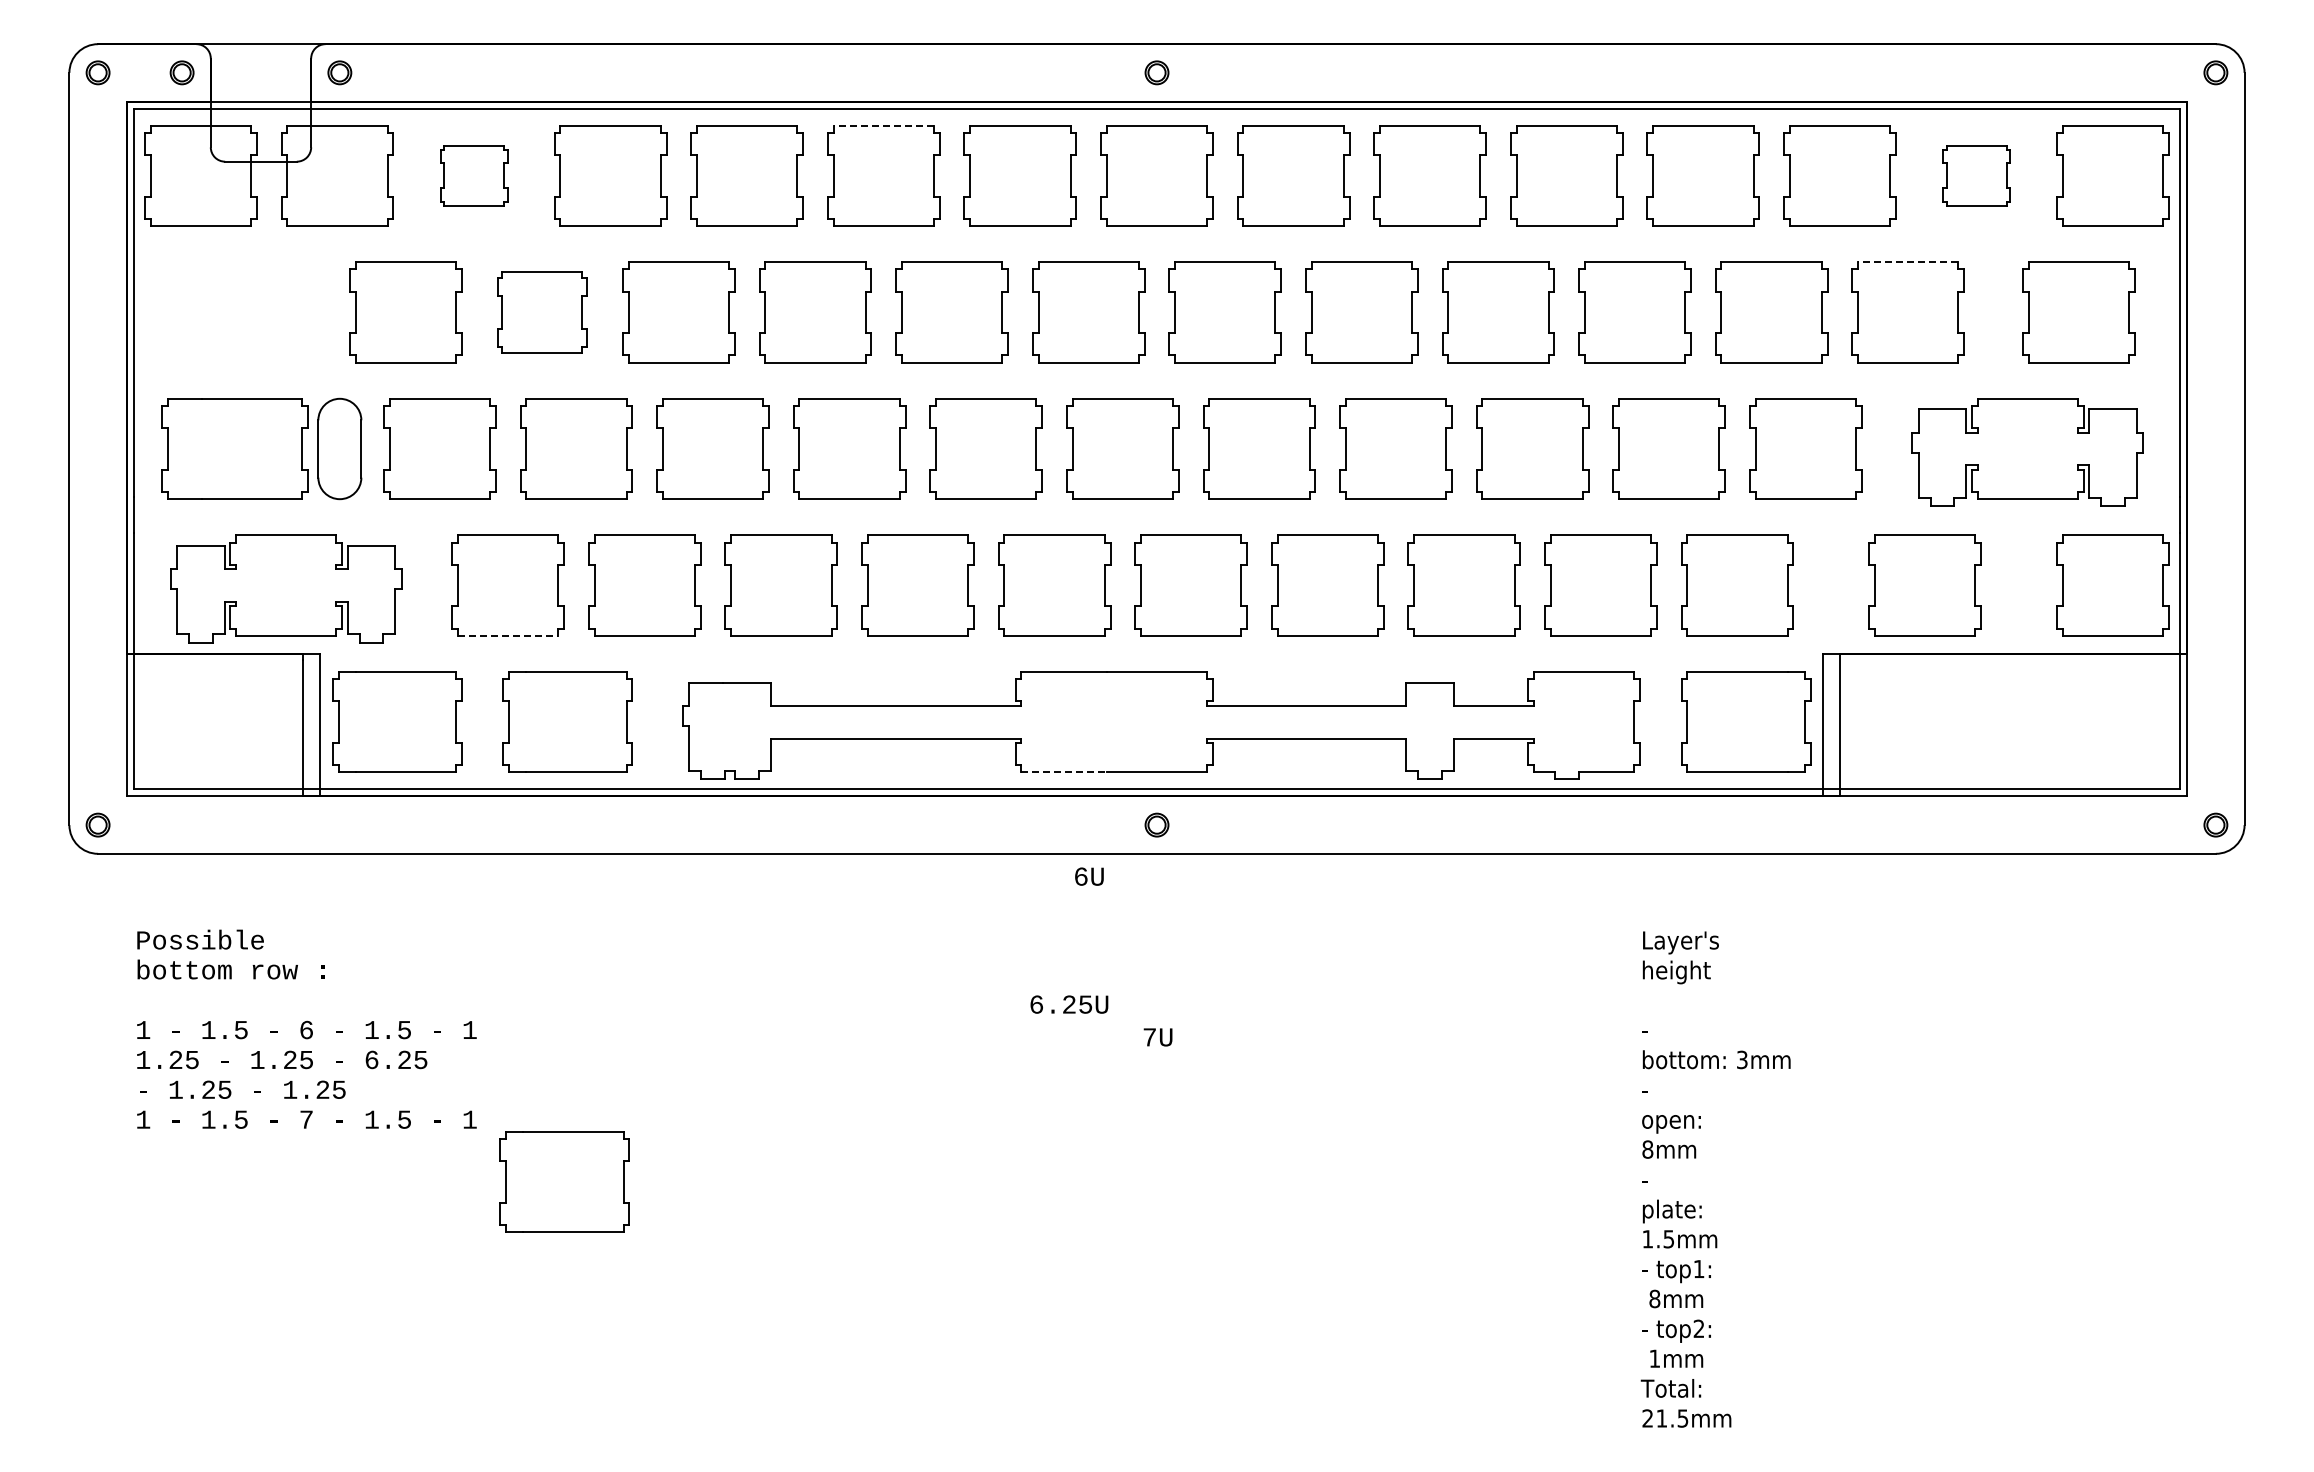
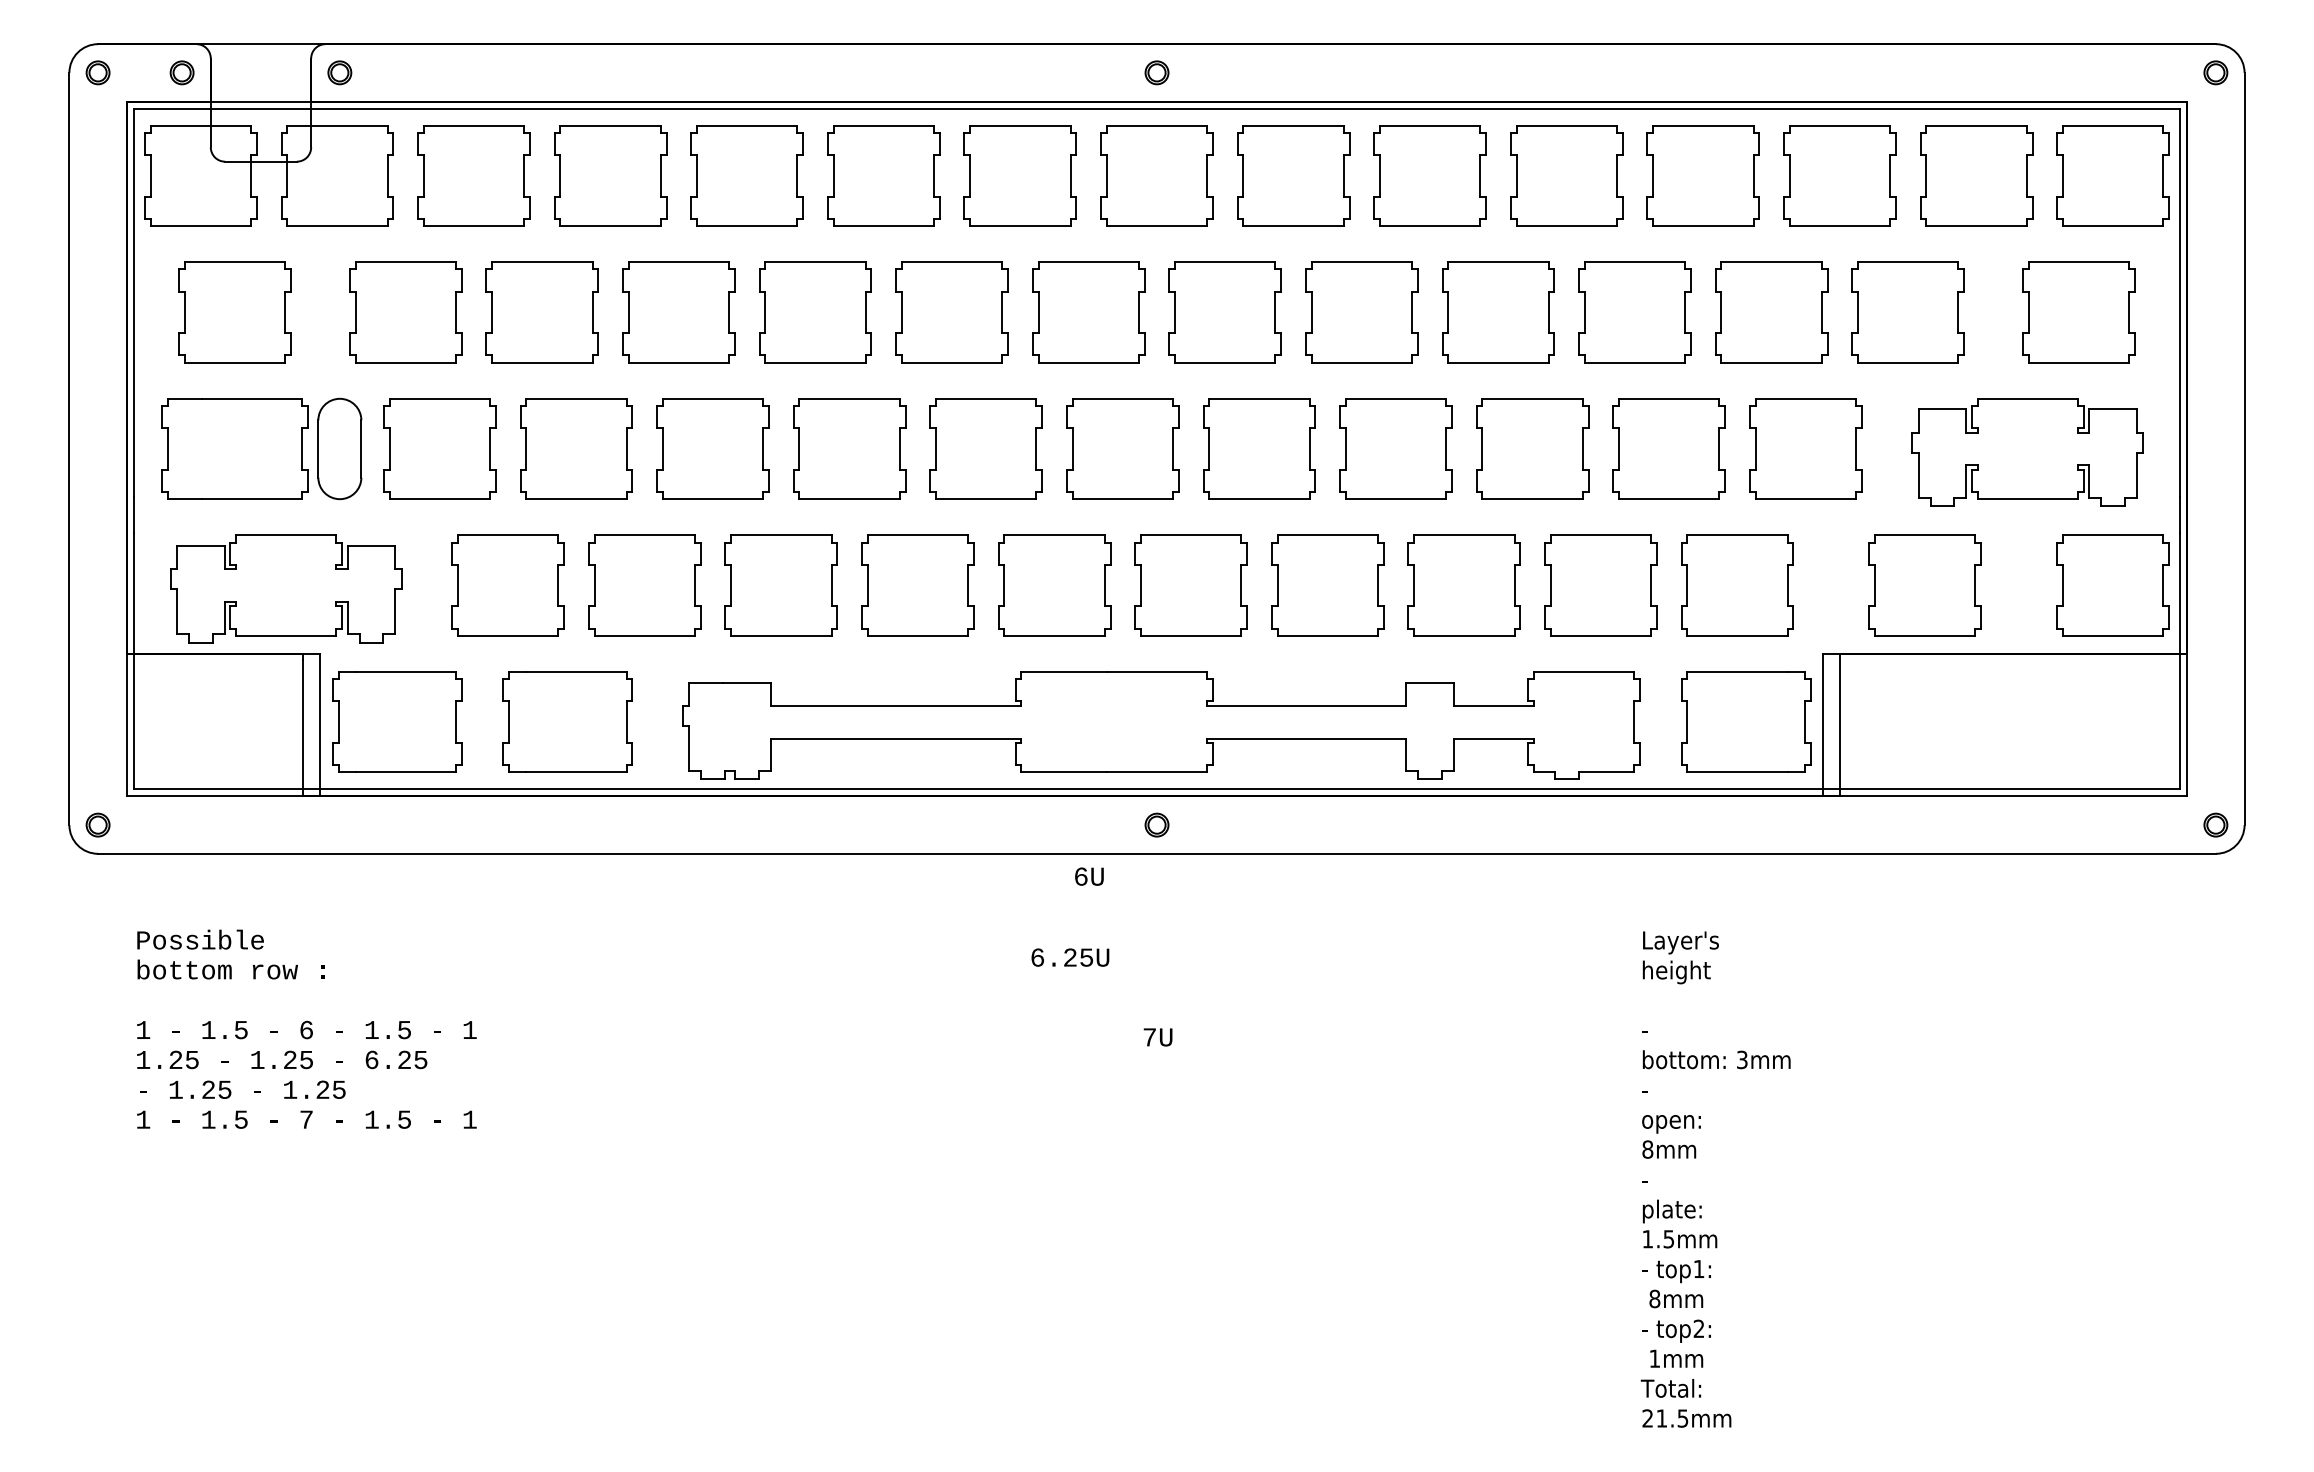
line: dashed -> solid (883, 125)
part size: 69x62 px -> 114x102 px (473, 175)
part size: 69x62 px -> 114x102 px (1976, 175)
line: dashed -> solid (1907, 262)
part: none -> present (234, 312)
part size: 91x83 px -> 114x103 px (541, 312)
line: dashed -> solid (508, 635)
line: dashed -> solid (1064, 772)
text position: (1069, 1004) -> (1070, 957) (1070, 957)
part: present -> none (564, 1181)
